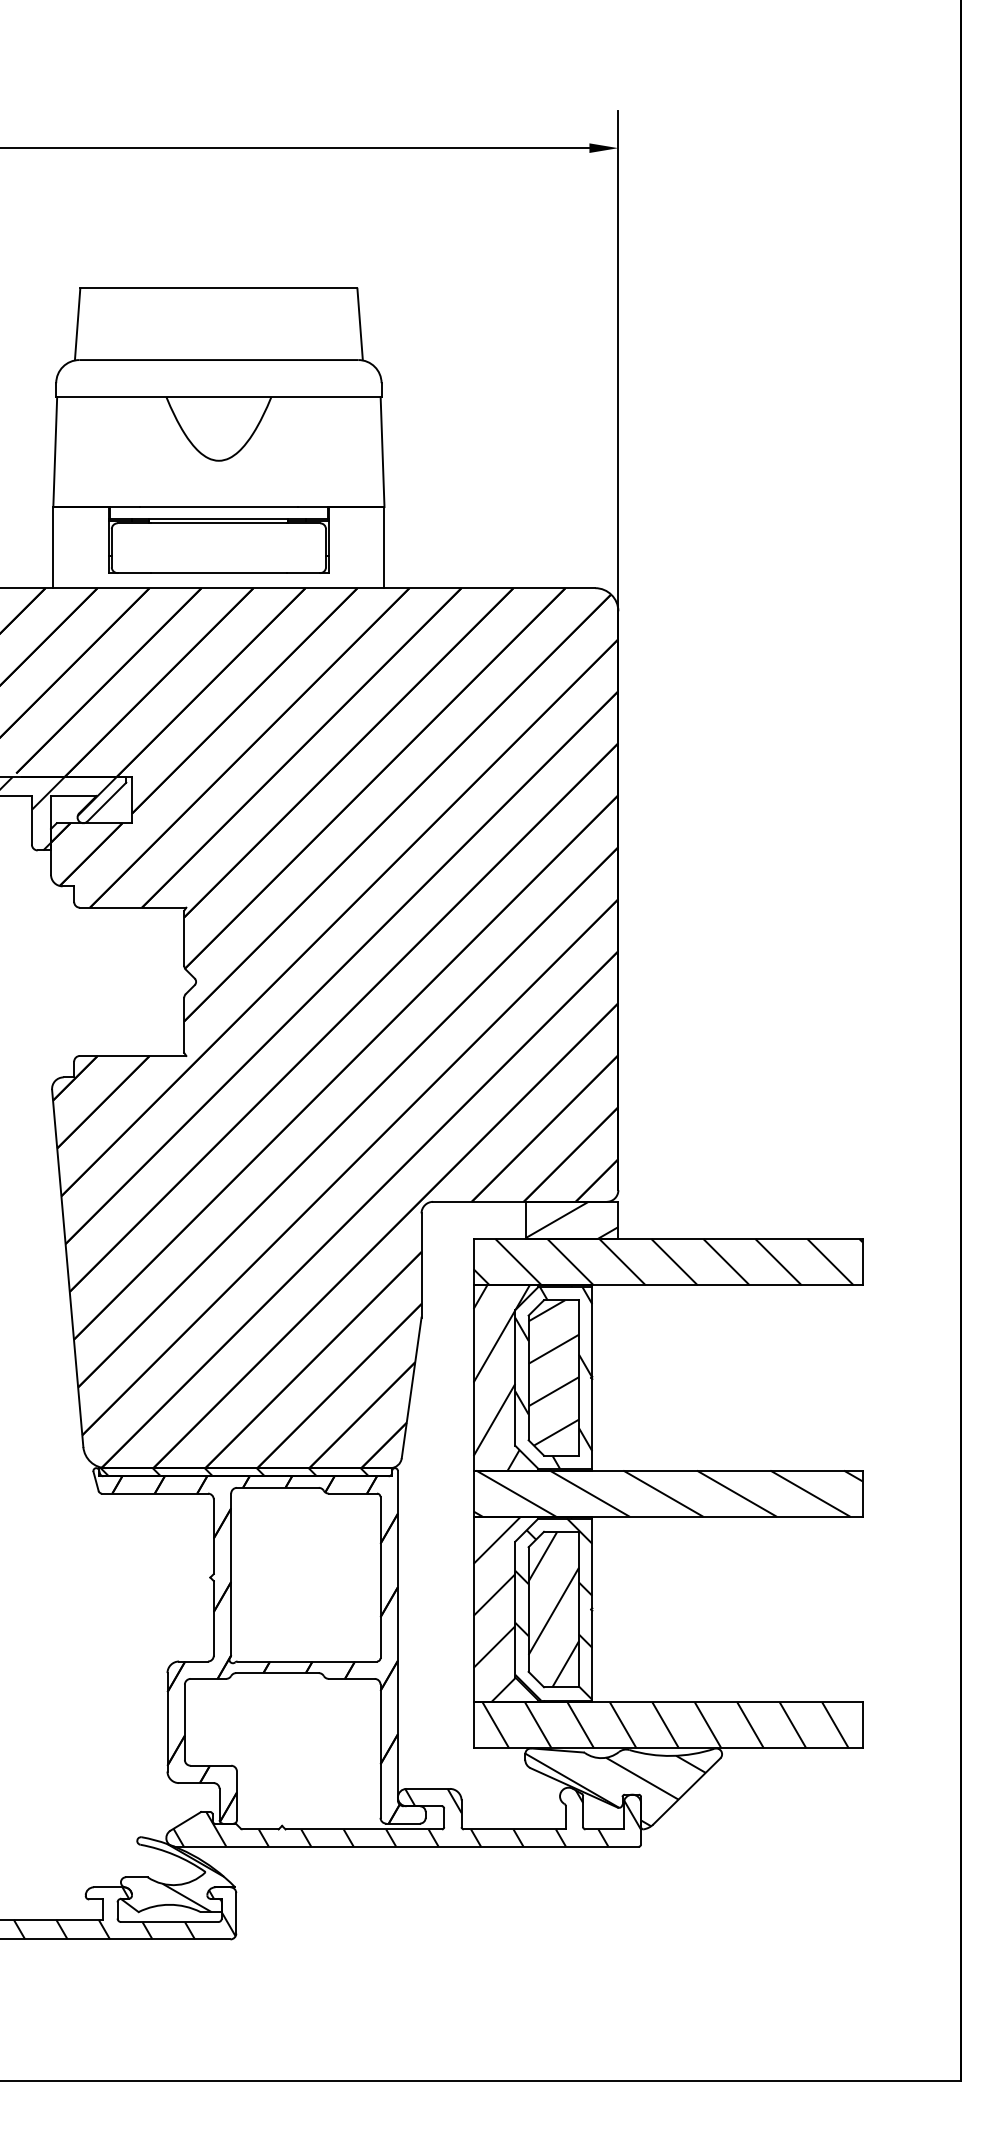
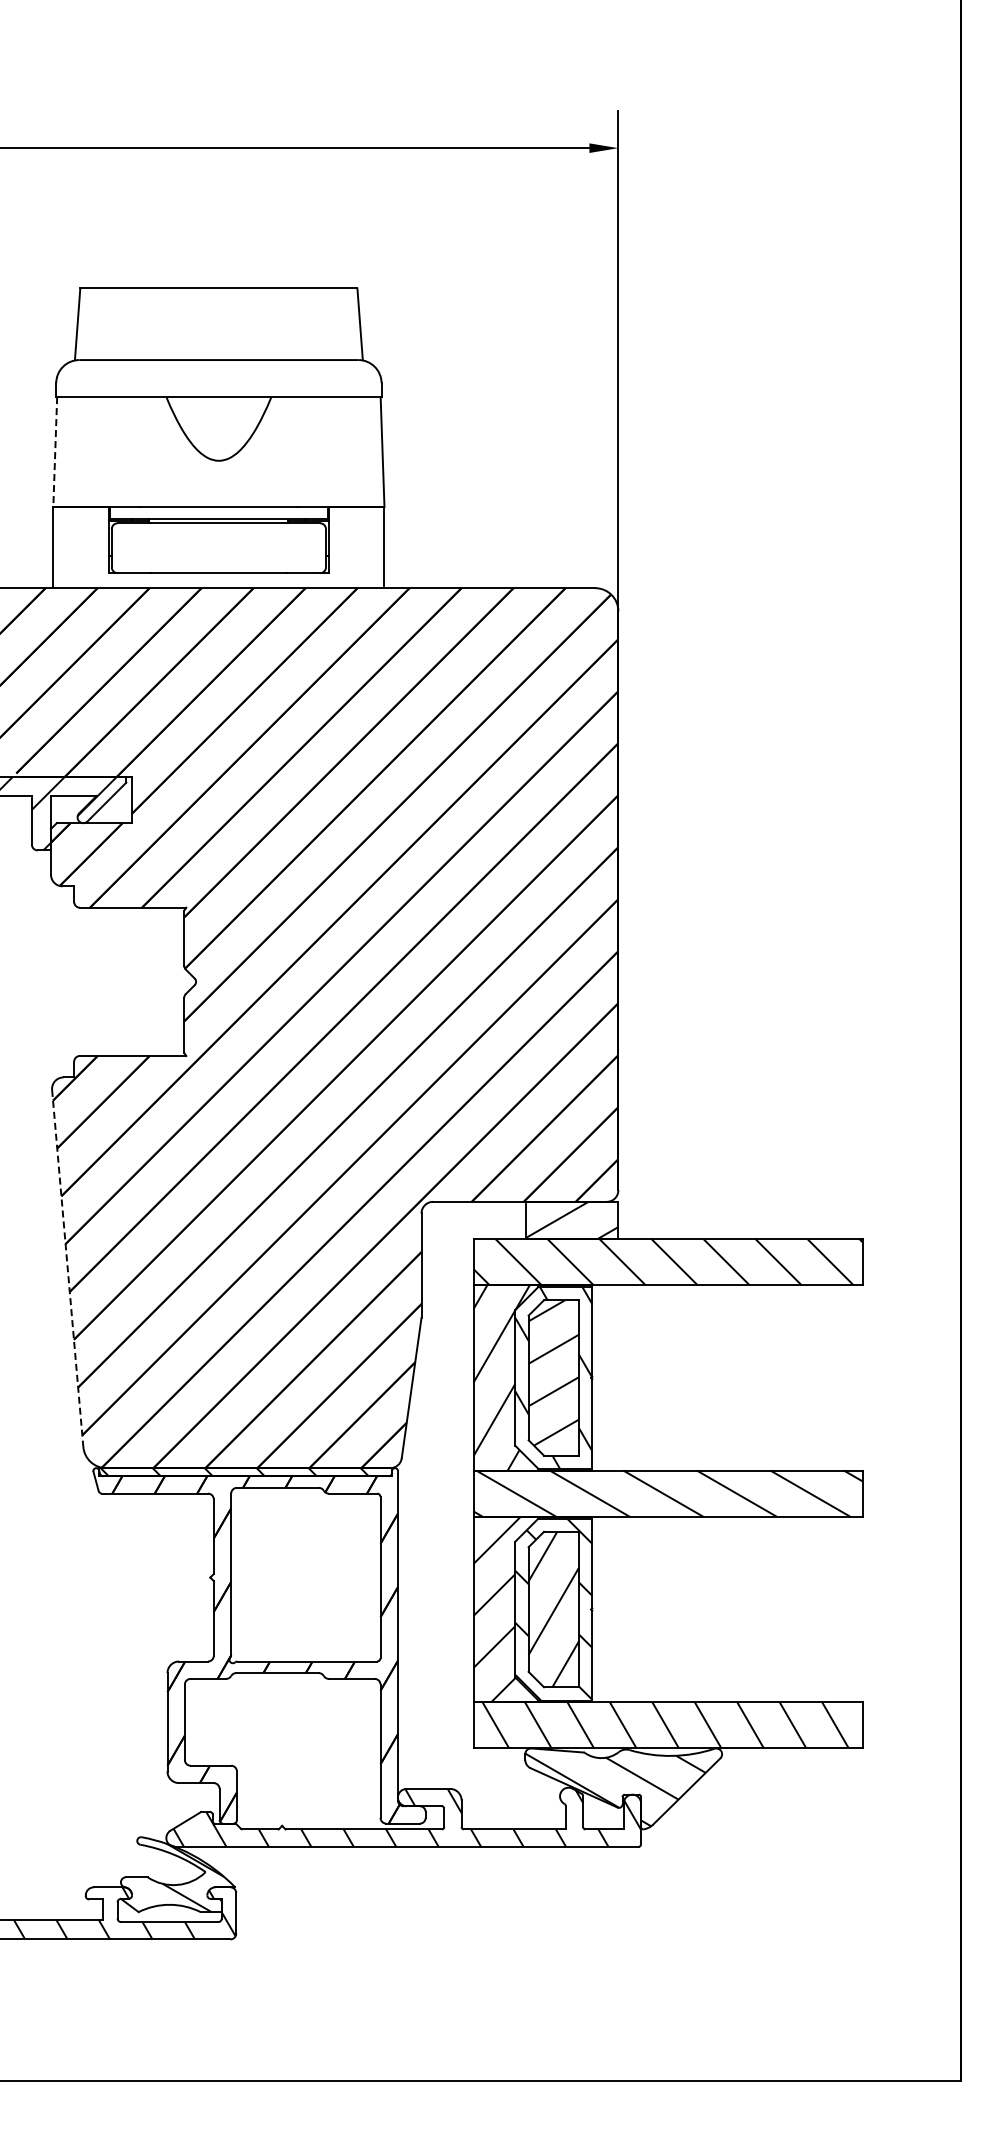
line: solid -> dashed (55, 452)
line: solid -> dashed (67, 1268)
